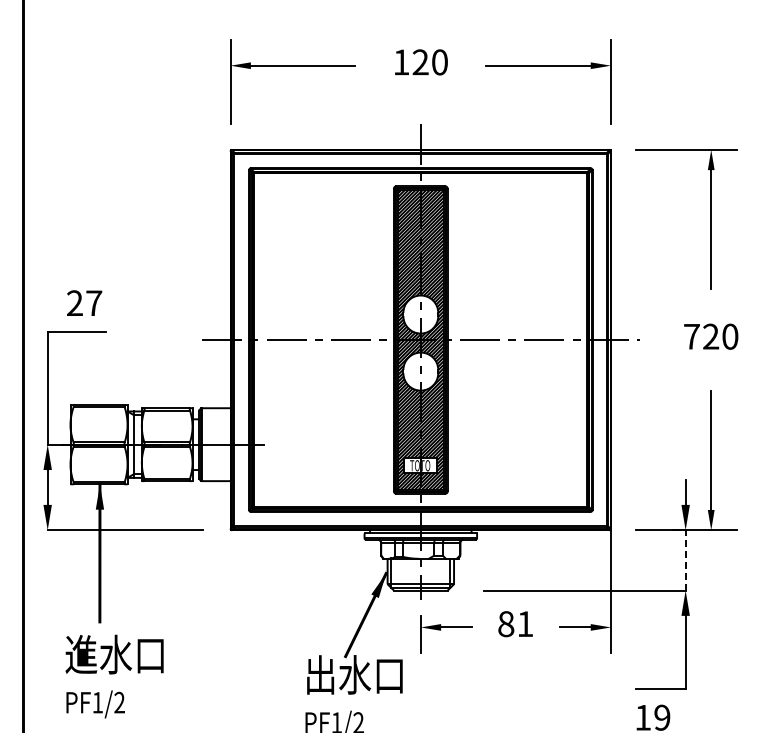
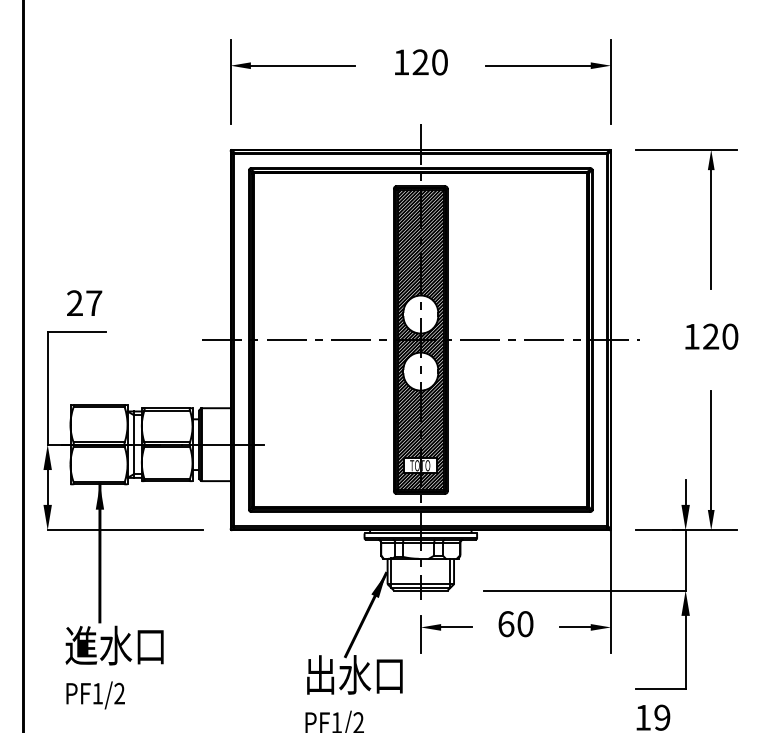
text: 720 -> 120 (691, 336)
line: dashed -> solid (685, 559)
text: 81 -> 60 (515, 624)
text position: (114, 676) -> (114, 667) (114, 667)
